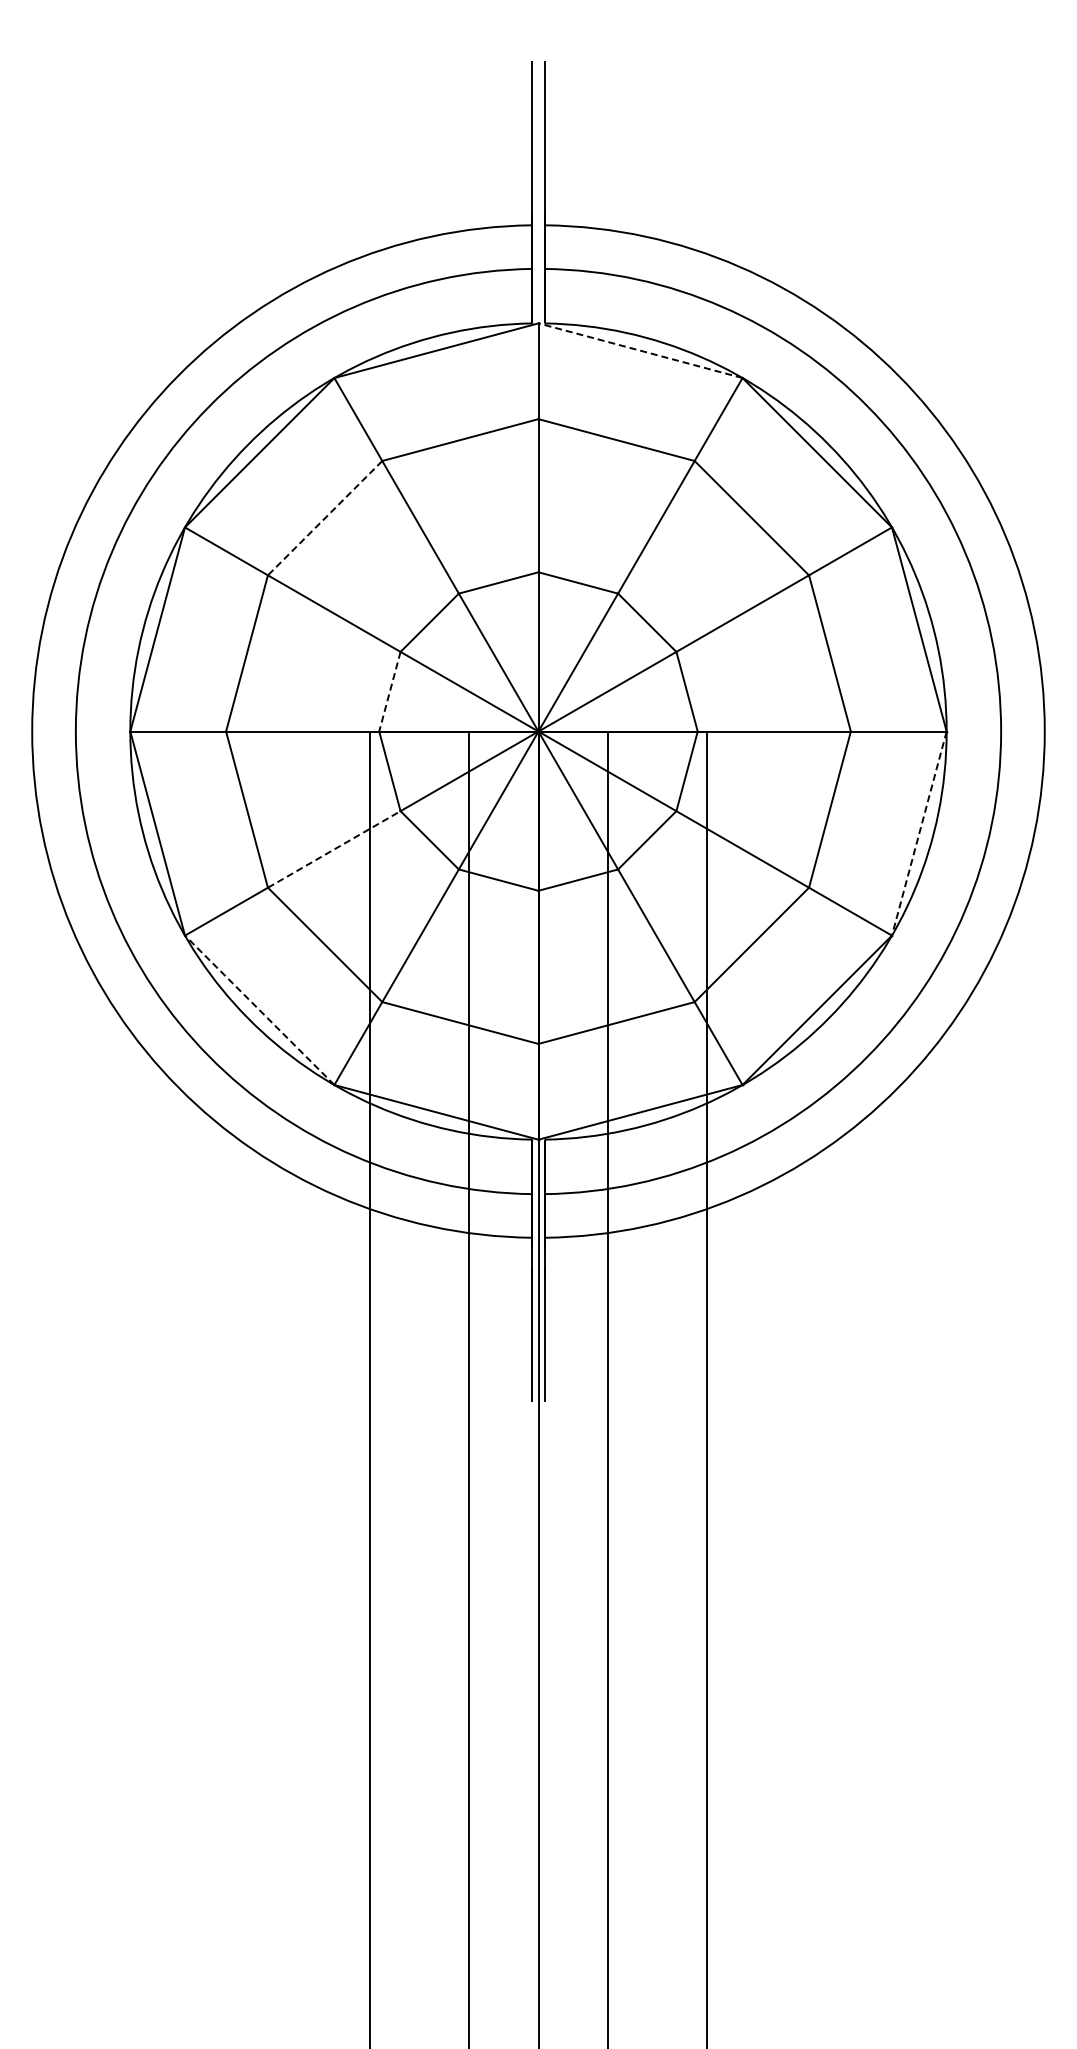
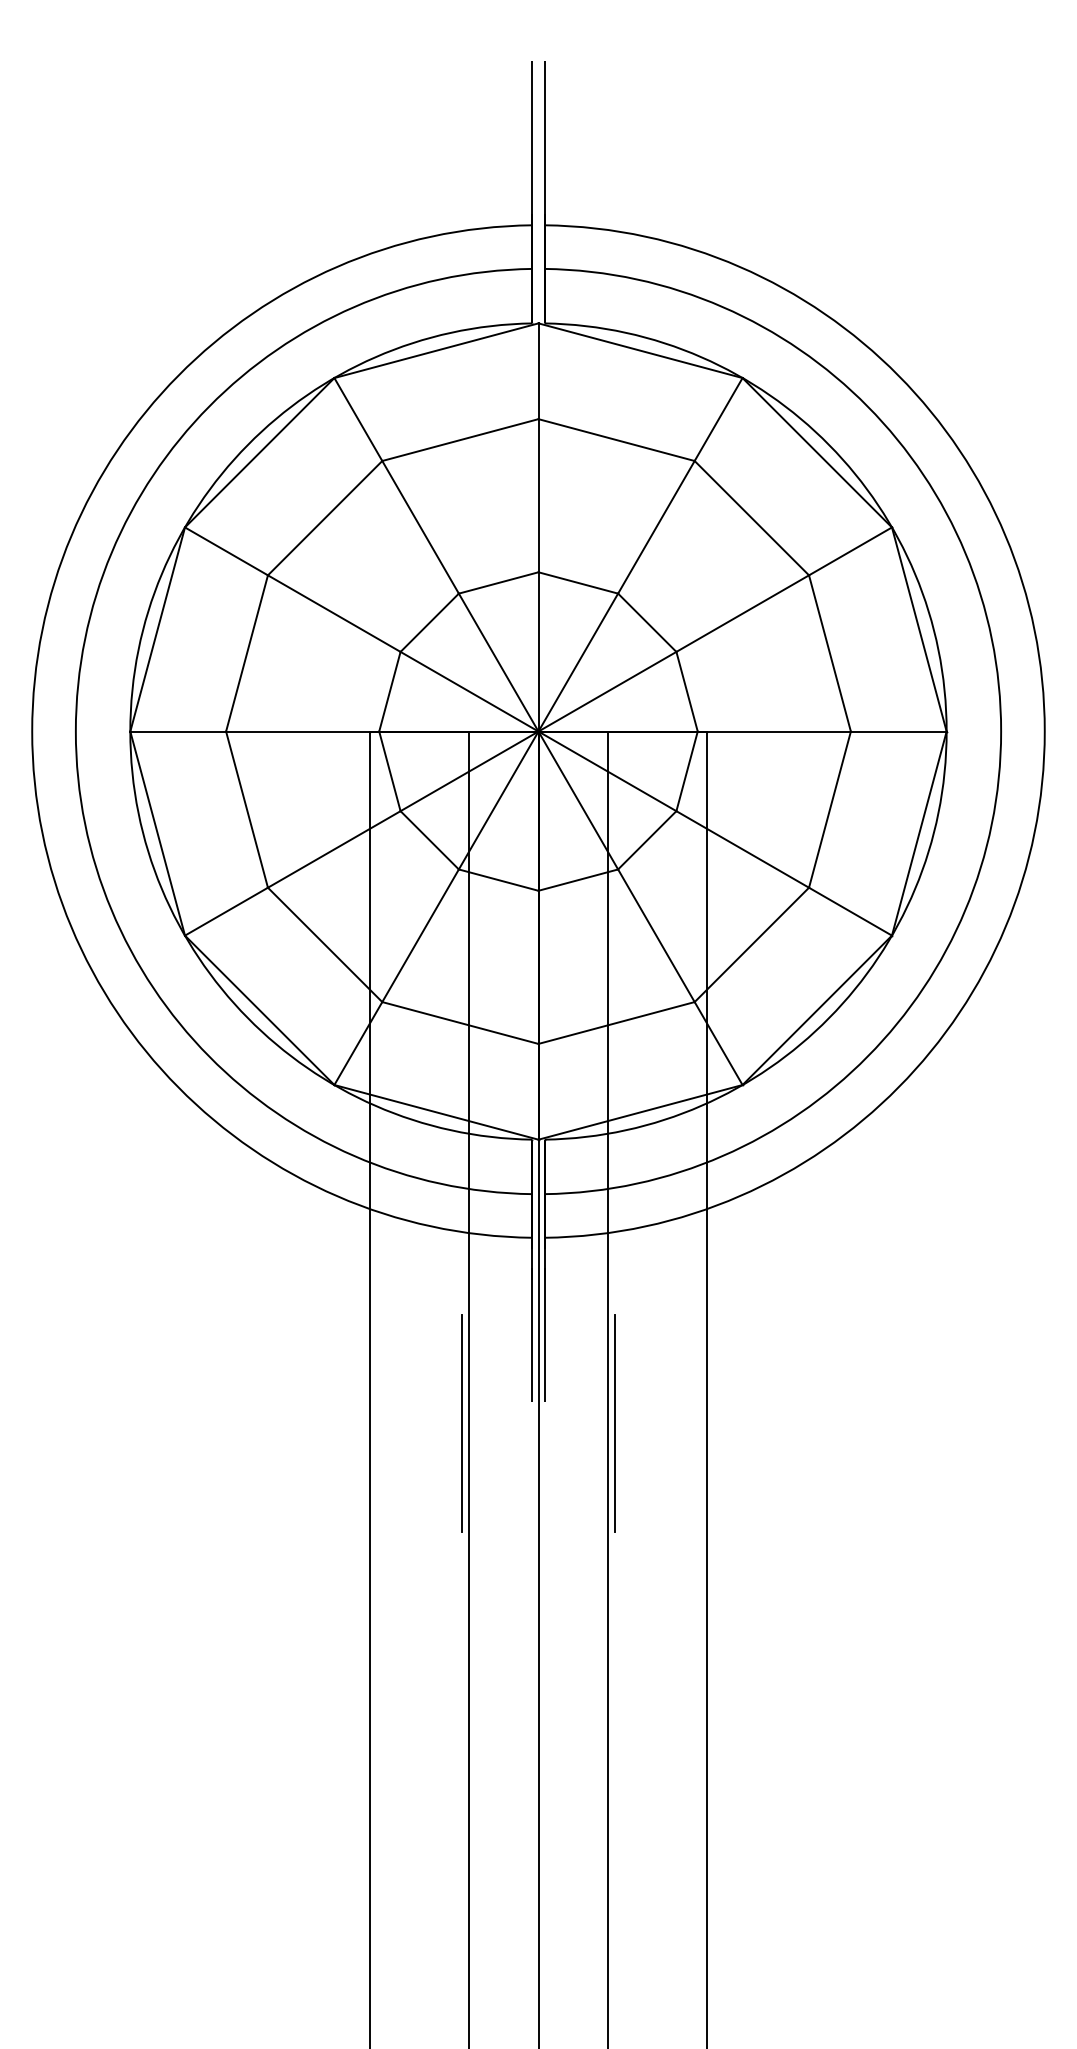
line: dashed -> solid (640, 350)
line: dashed -> solid (325, 518)
line: dashed -> solid (389, 692)
line: dashed -> solid (919, 833)
line: dashed -> solid (334, 849)
line: dashed -> solid (259, 1010)
line: none -> present (462, 1423)
line: none -> present (614, 1423)
